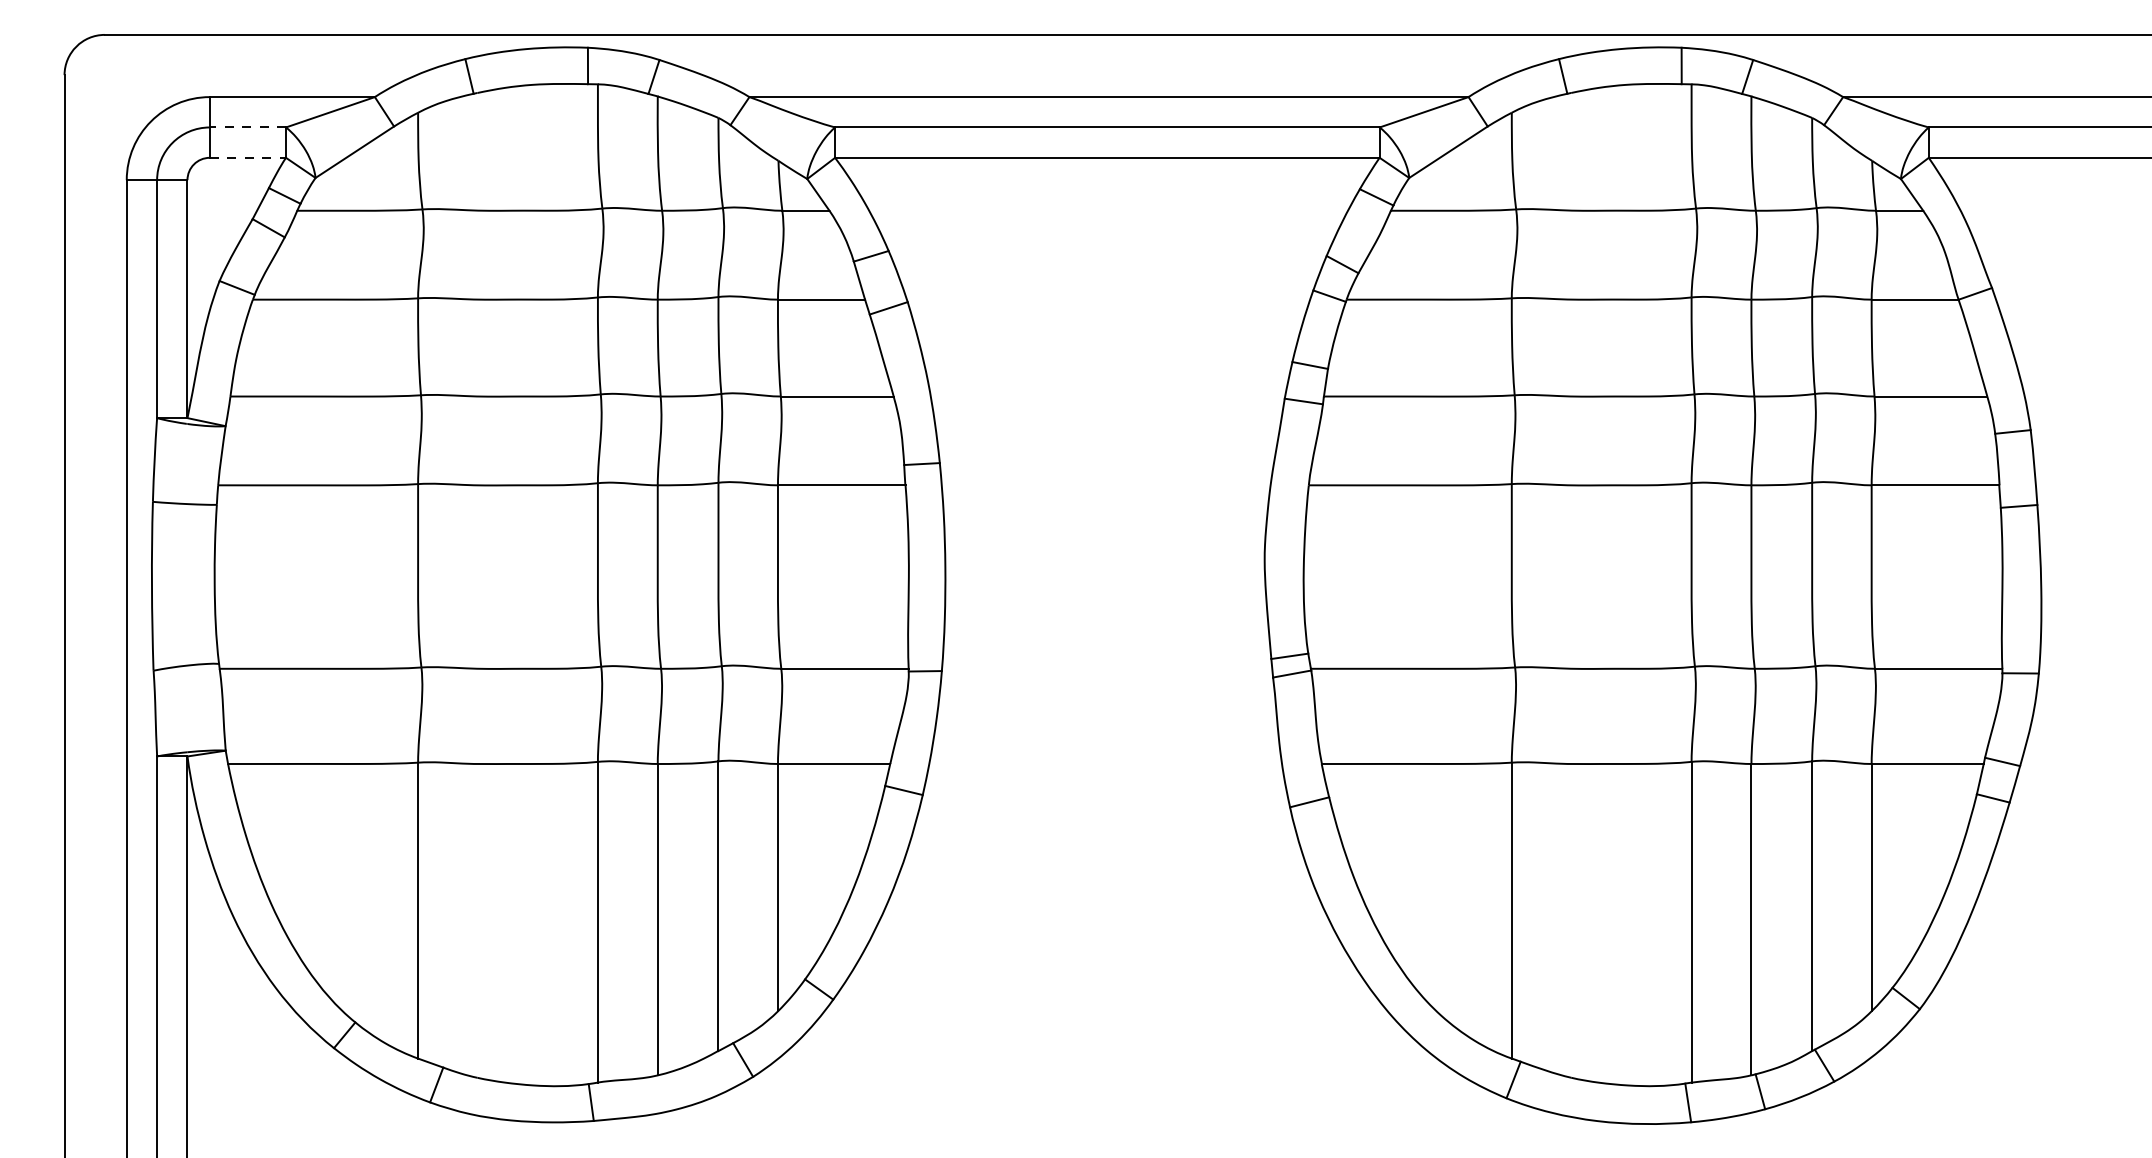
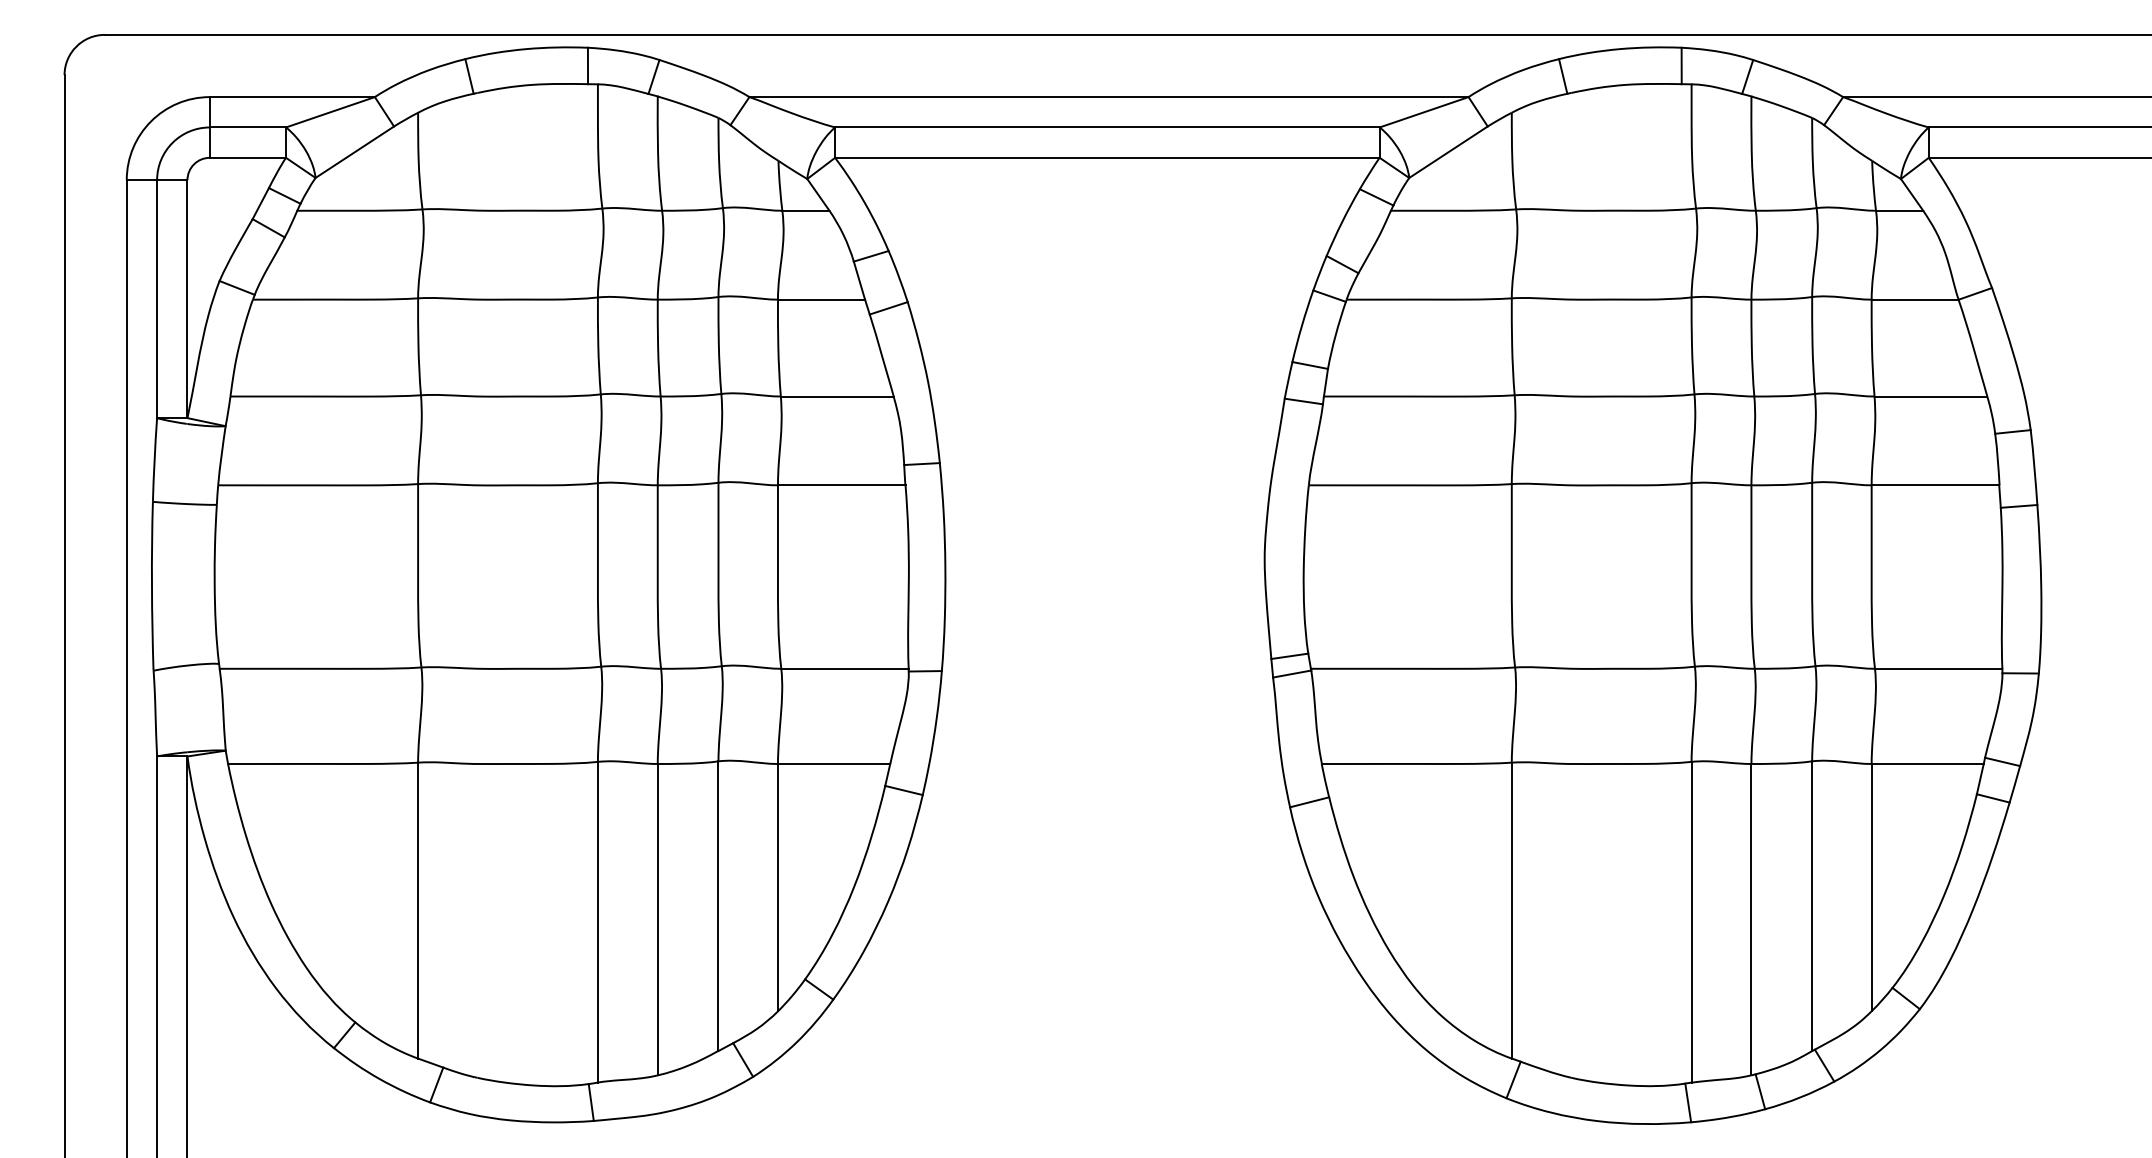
line: dashed -> solid (247, 127)
line: dashed -> solid (248, 157)
